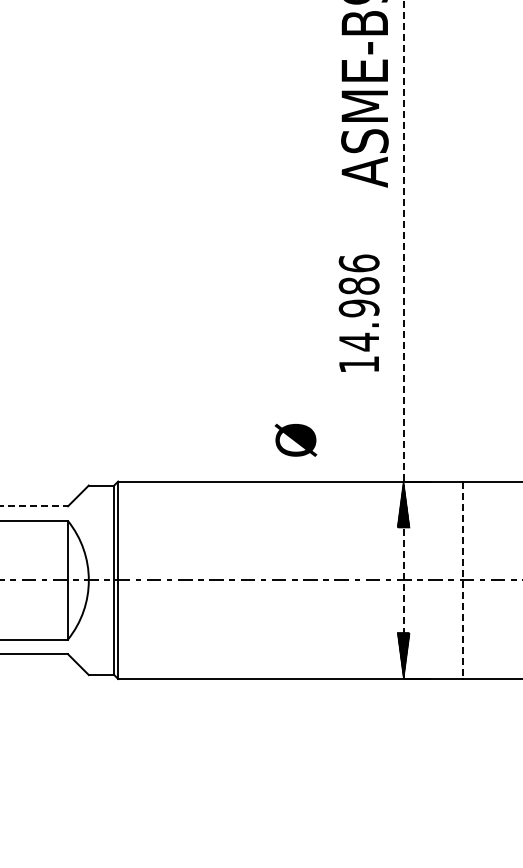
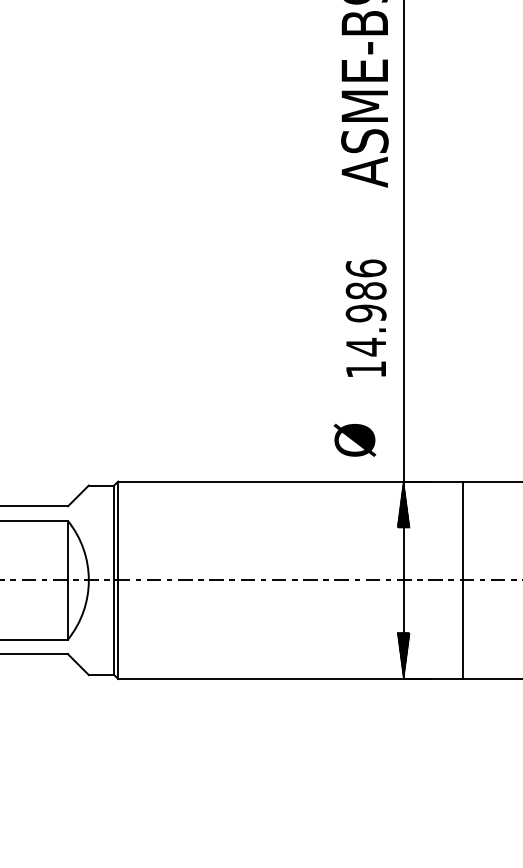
text position: (358, 312) -> (365, 317) (365, 317)
line: dashed -> solid (403, 339)
text position: (295, 439) -> (354, 439) (354, 439)
line: dashed -> solid (34, 506)
line: dashed -> solid (463, 580)
